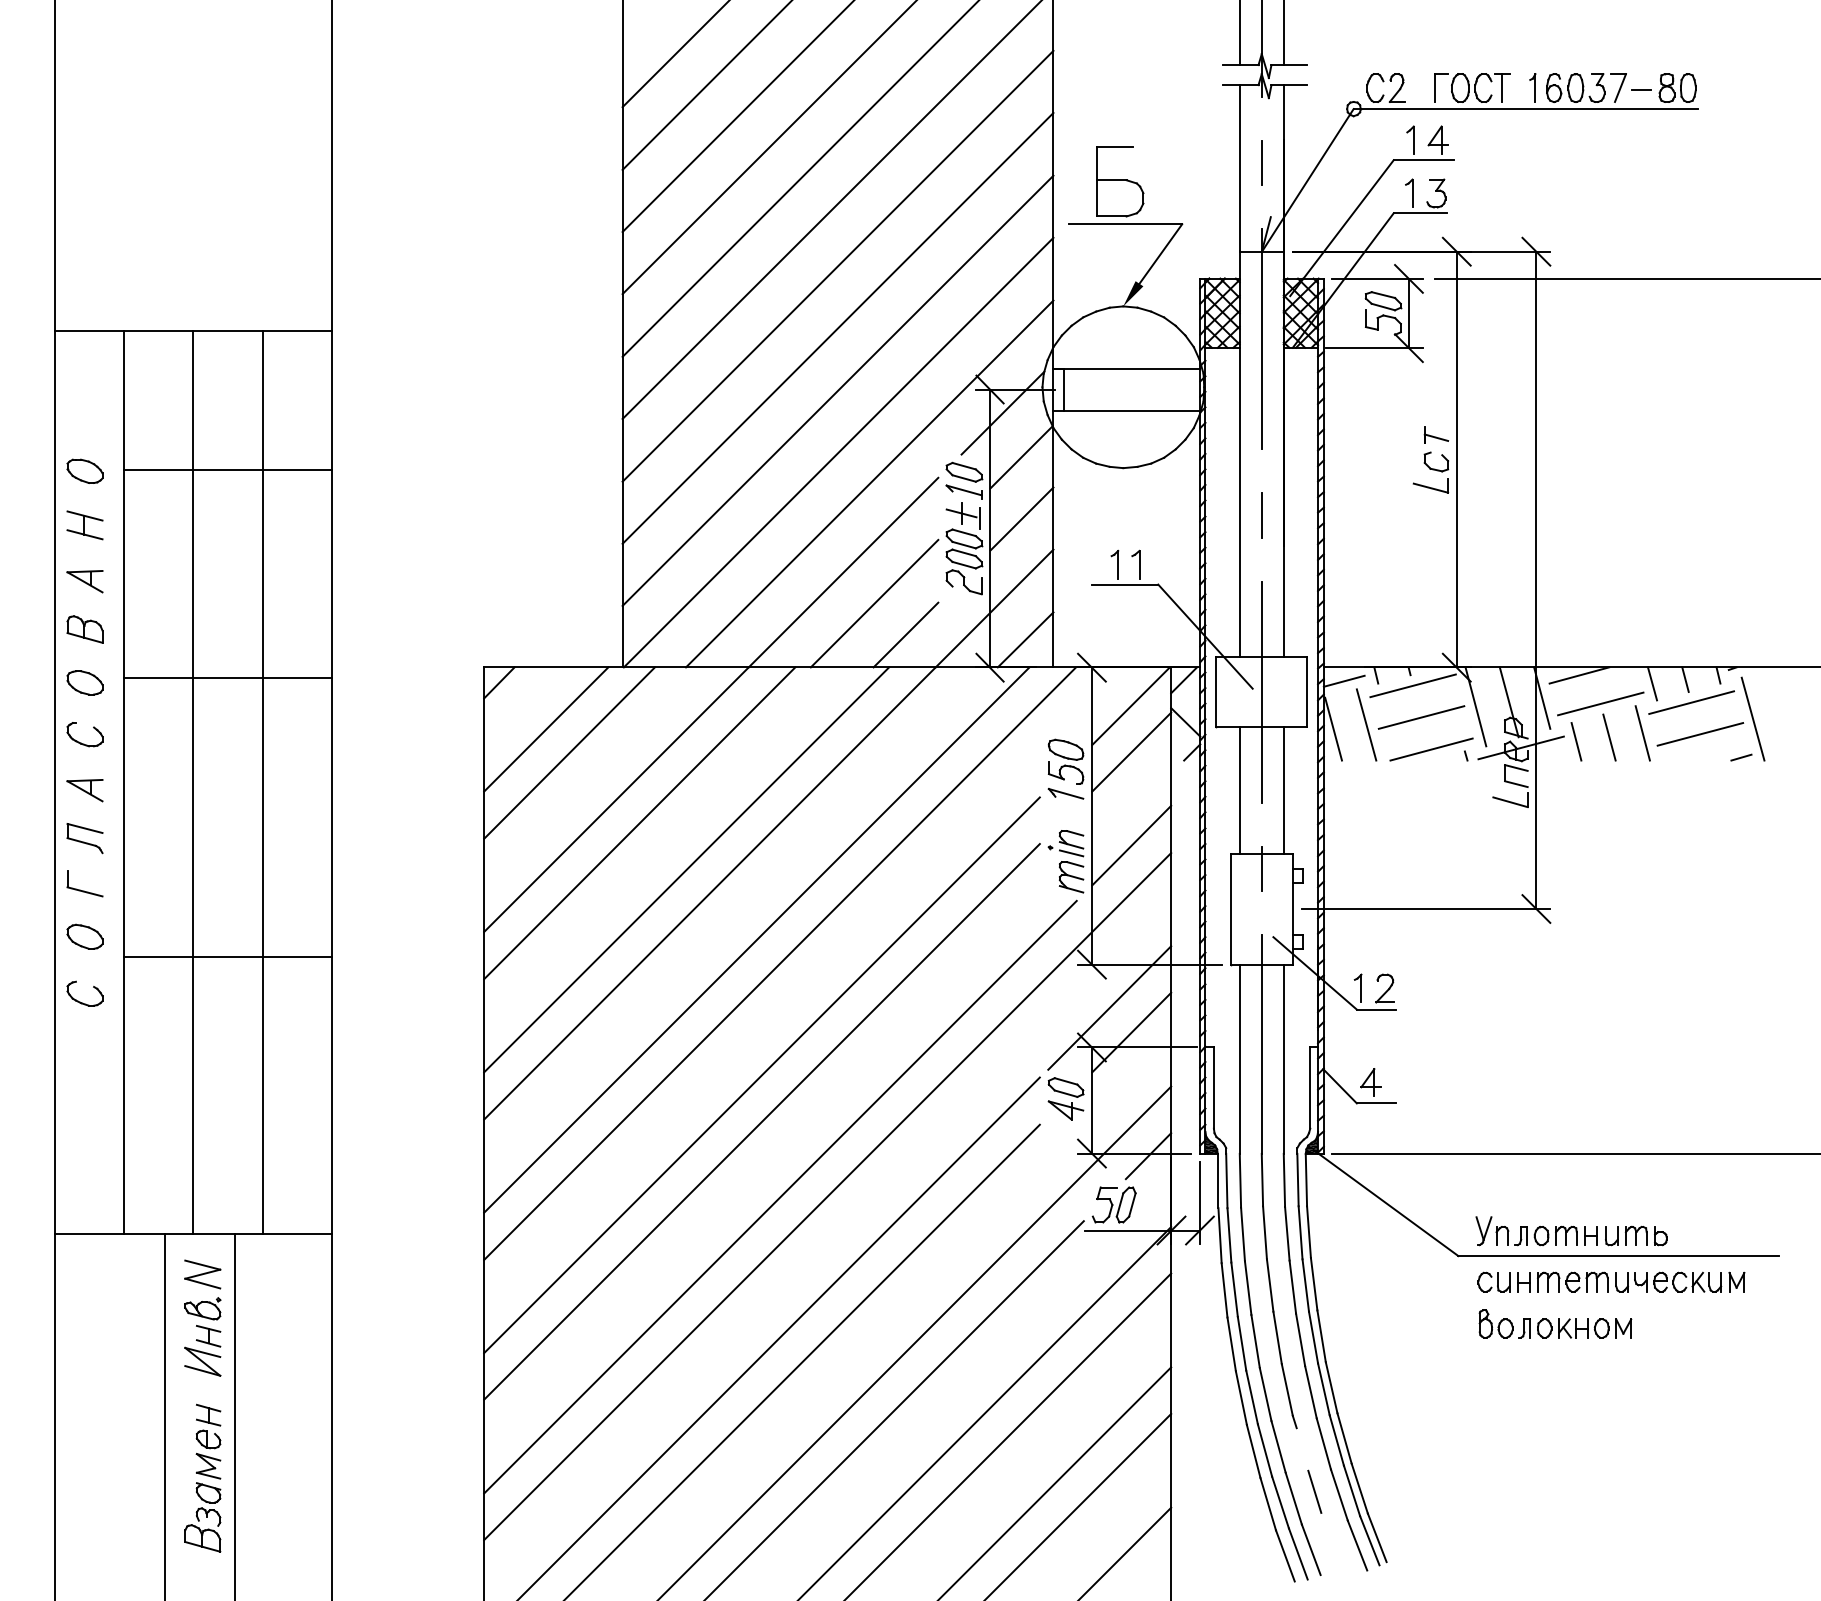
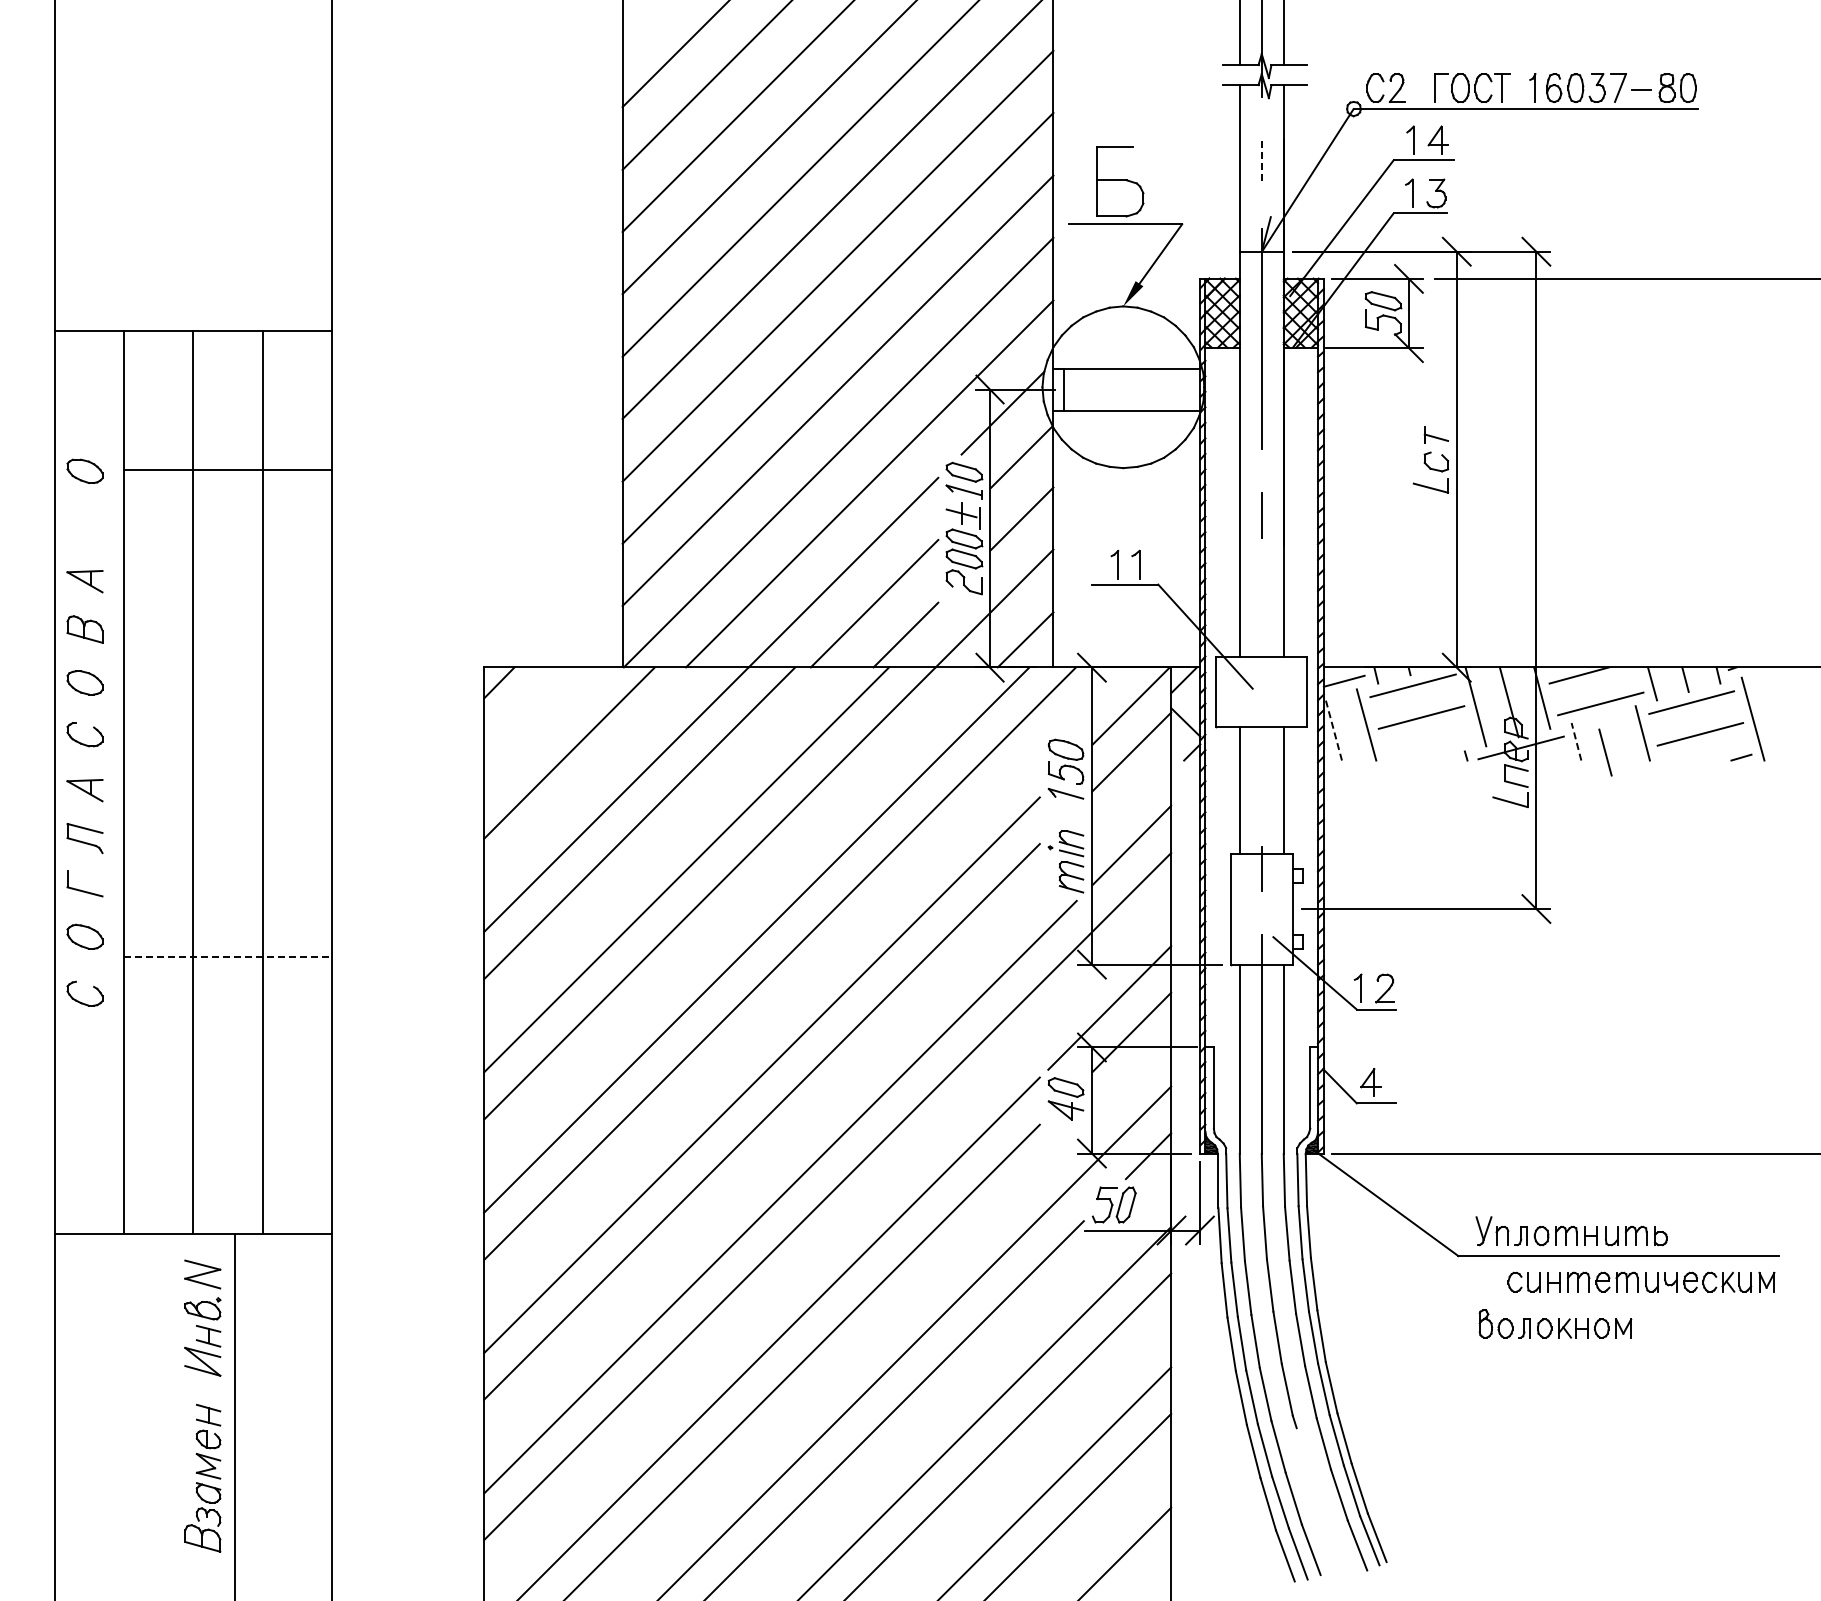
line: solid -> dashed (1261, 162)
part: present -> none (84, 525)
line: present -> none (227, 678)
line: present -> none (1261, 692)
line: solid -> dashed (1333, 728)
line: present -> none (546, 729)
line position: (1609, 737) -> (1605, 752) (1605, 752)
line: solid -> dashed (1576, 741)
line: present -> none (1431, 749)
line: solid -> dashed (228, 956)
part position: (1611, 1281) -> (1641, 1281) (1641, 1281)
line: present -> none (165, 1415)
line: present -> none (1314, 1491)
